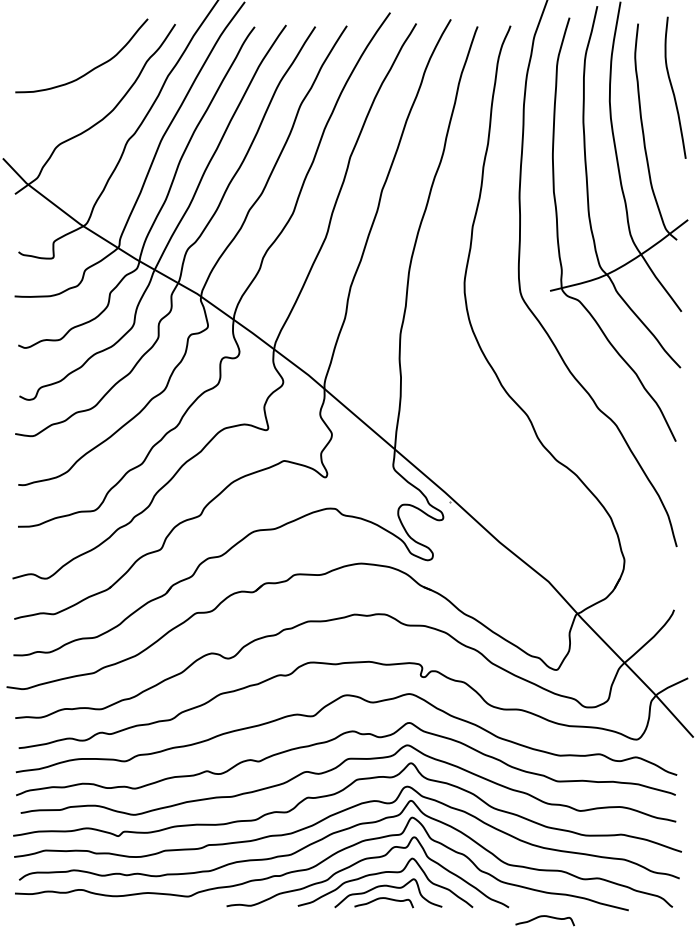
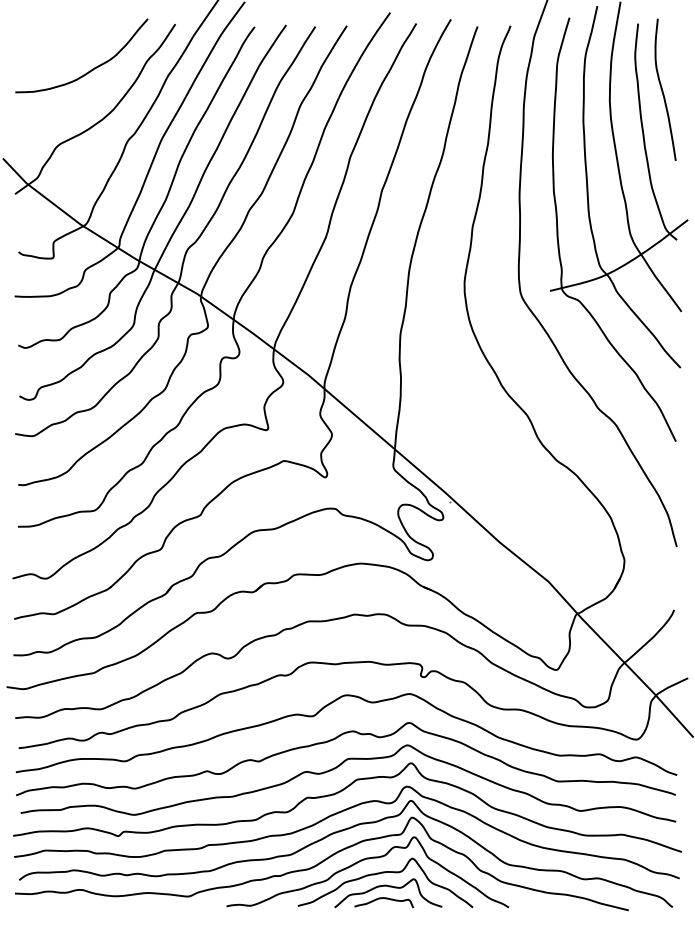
curve position: (673, 88) -> (663, 90) (663, 90)
curve: present -> none (542, 917)
